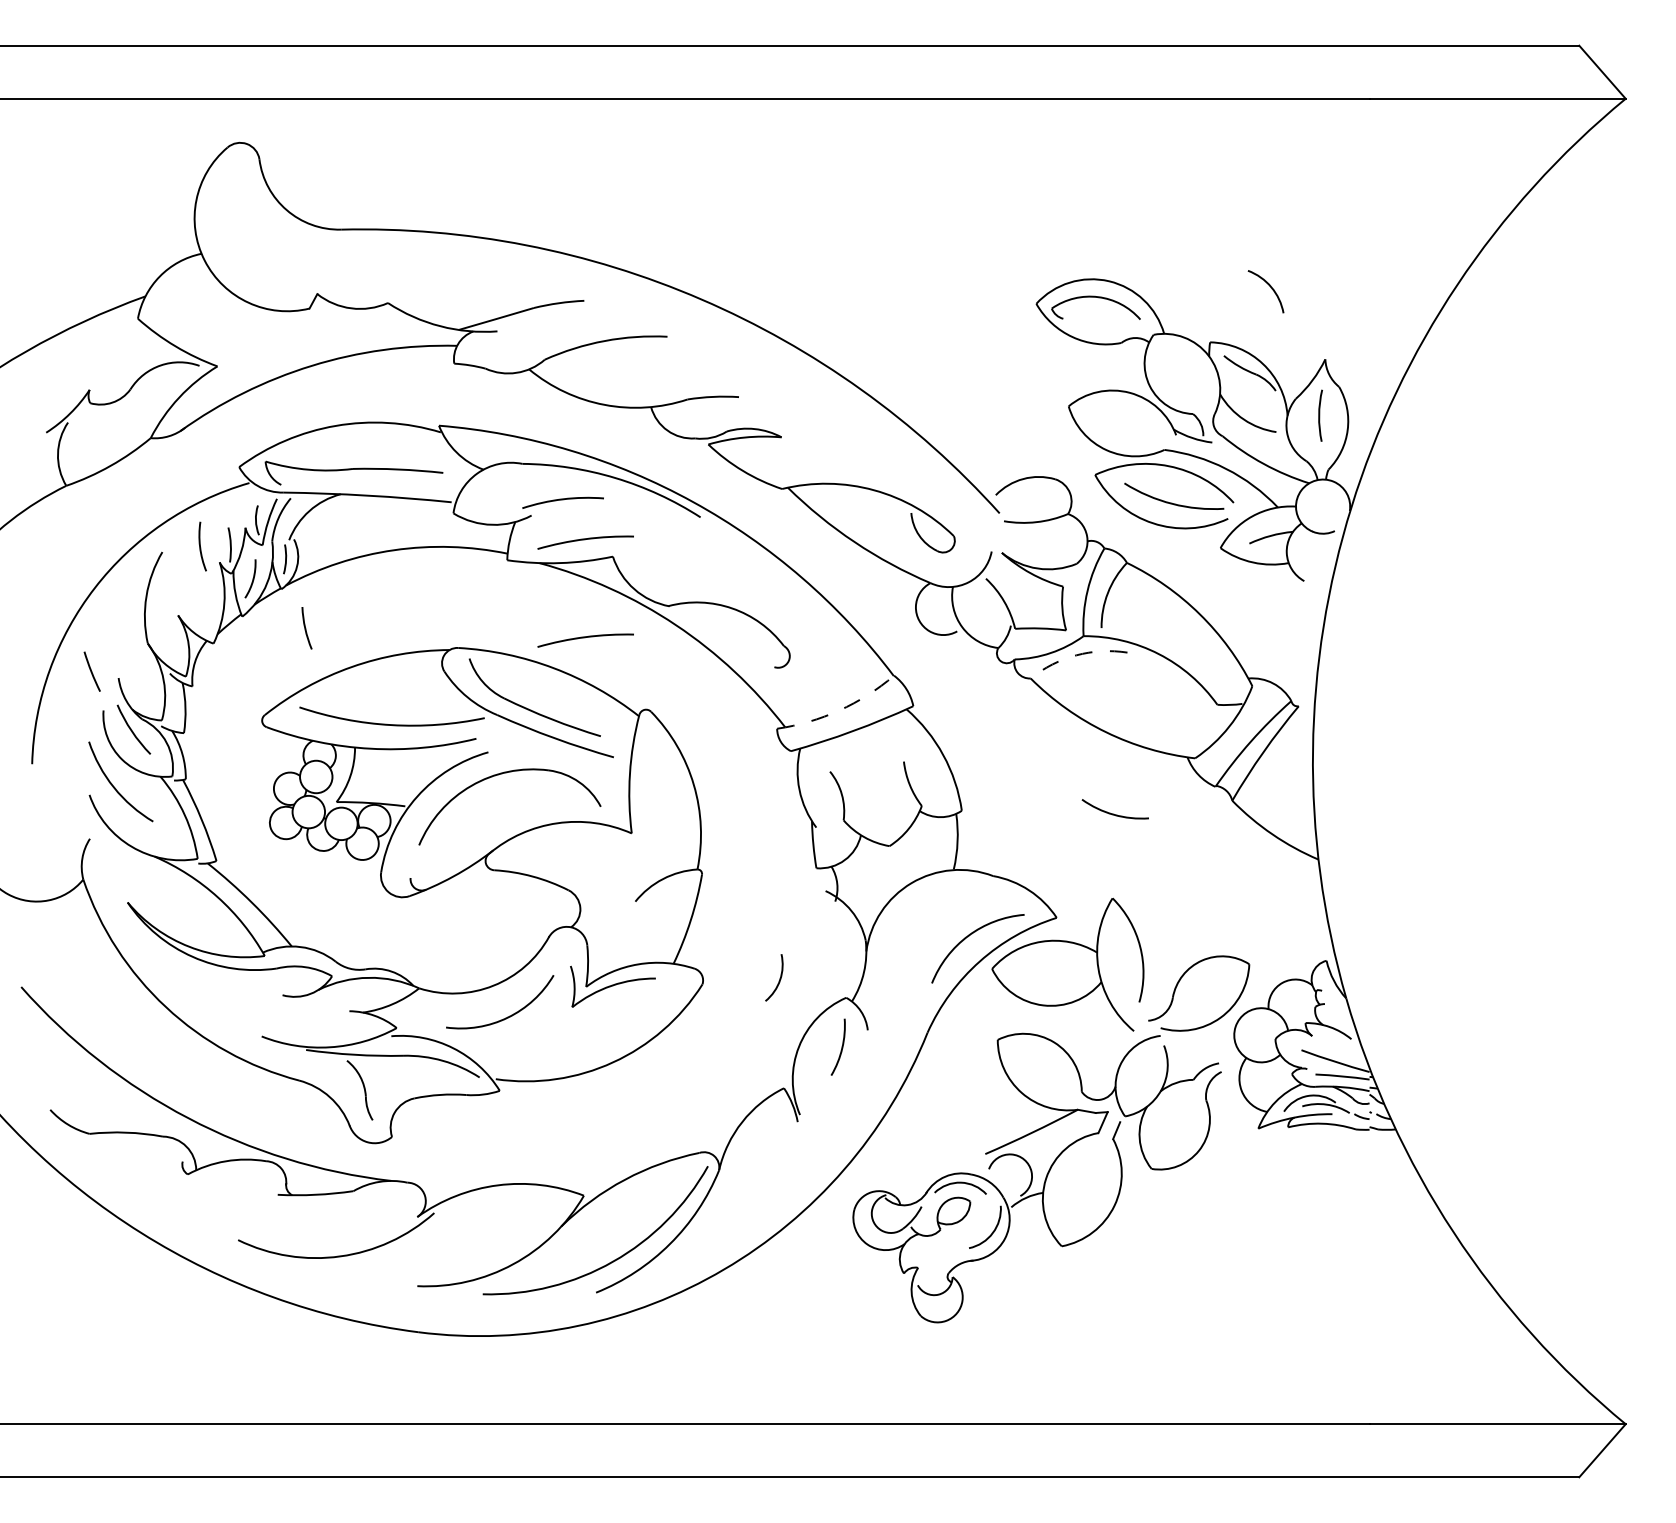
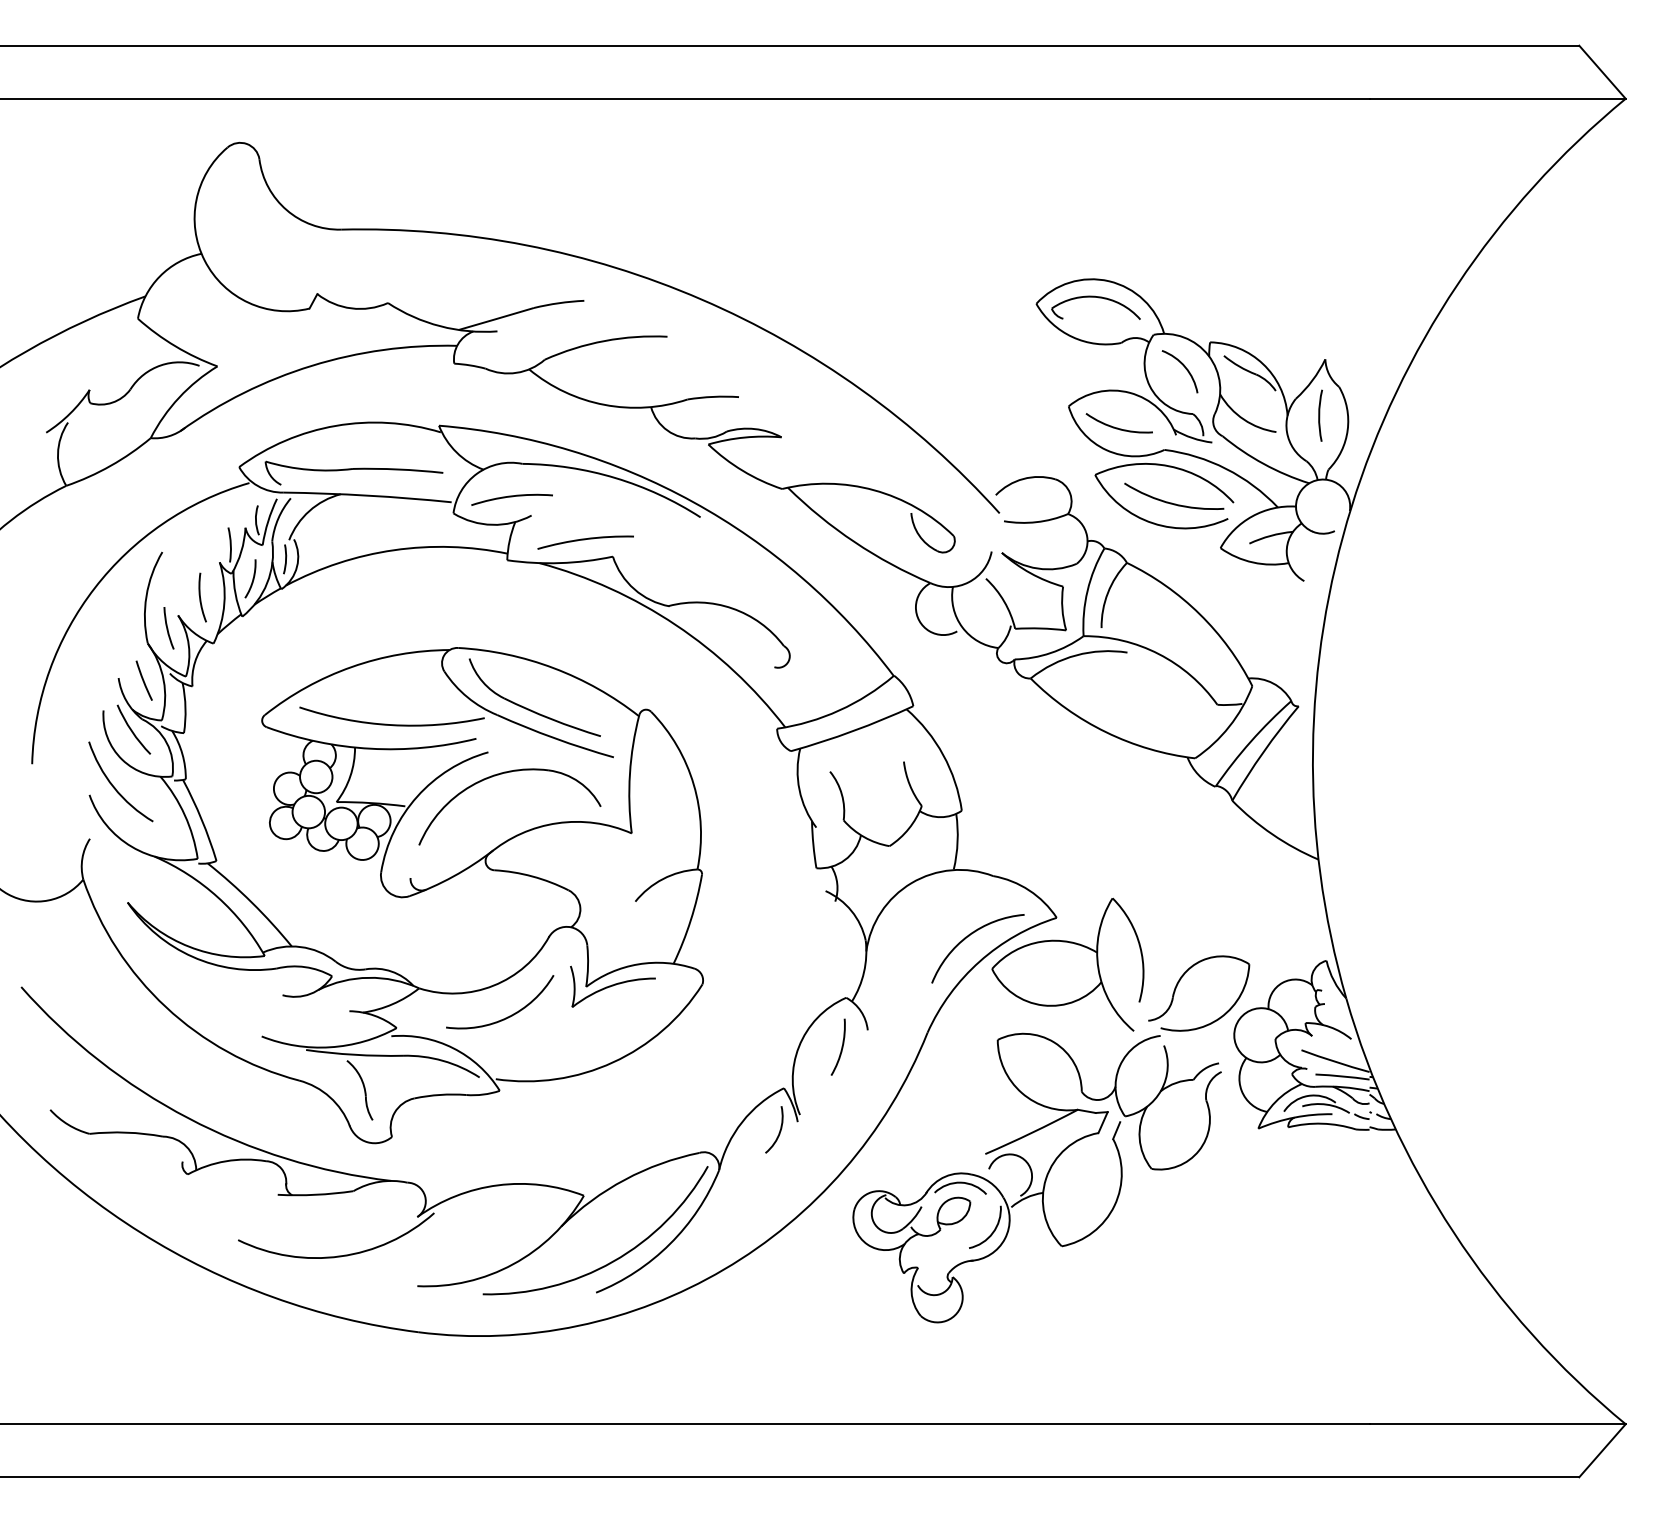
arc position: (1271, 289) -> (1185, 369) (1185, 369)
arc position: (562, 500) -> (511, 497) (511, 497)
arc position: (201, 547) -> (201, 598) (201, 598)
arc position: (306, 628) -> (168, 628) (168, 628)
arc: present -> none (585, 638)
arc: dashed -> solid (1076, 655)
line position: (91, 671) -> (143, 680) (143, 680)
arc: dashed -> solid (839, 710)
arc position: (1113, 813) -> (1117, 427) (1117, 427)
arc position: (779, 978) -> (779, 1130) (779, 1130)
